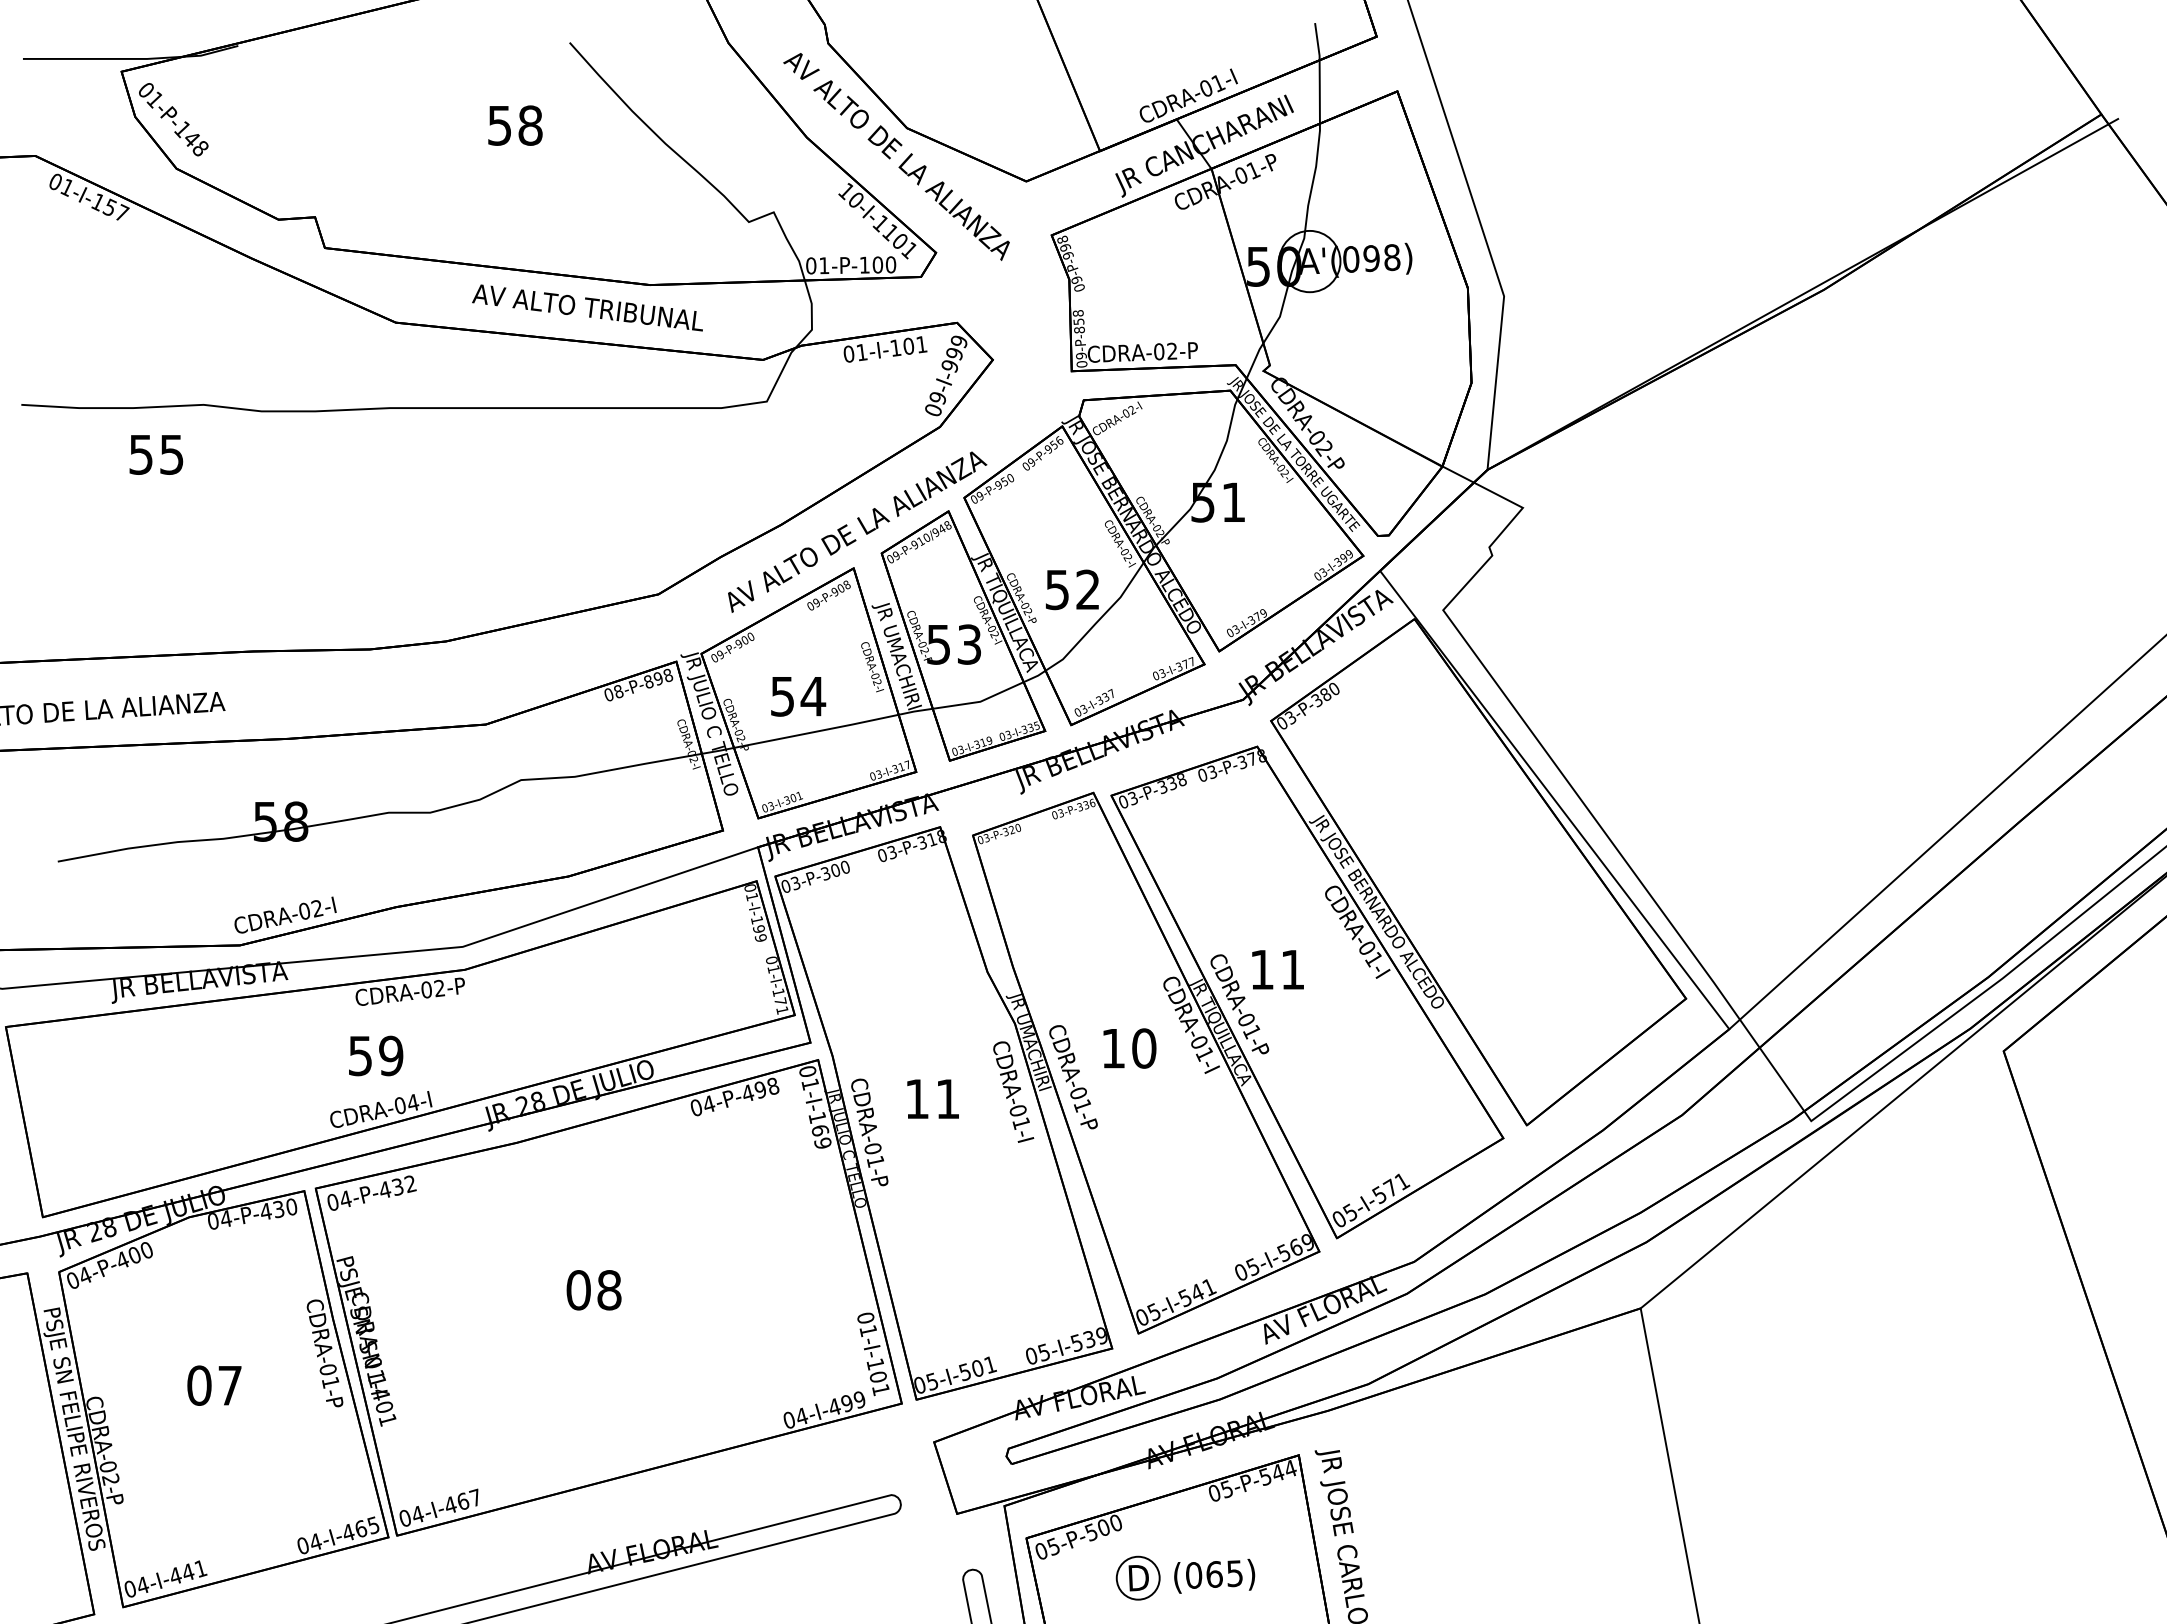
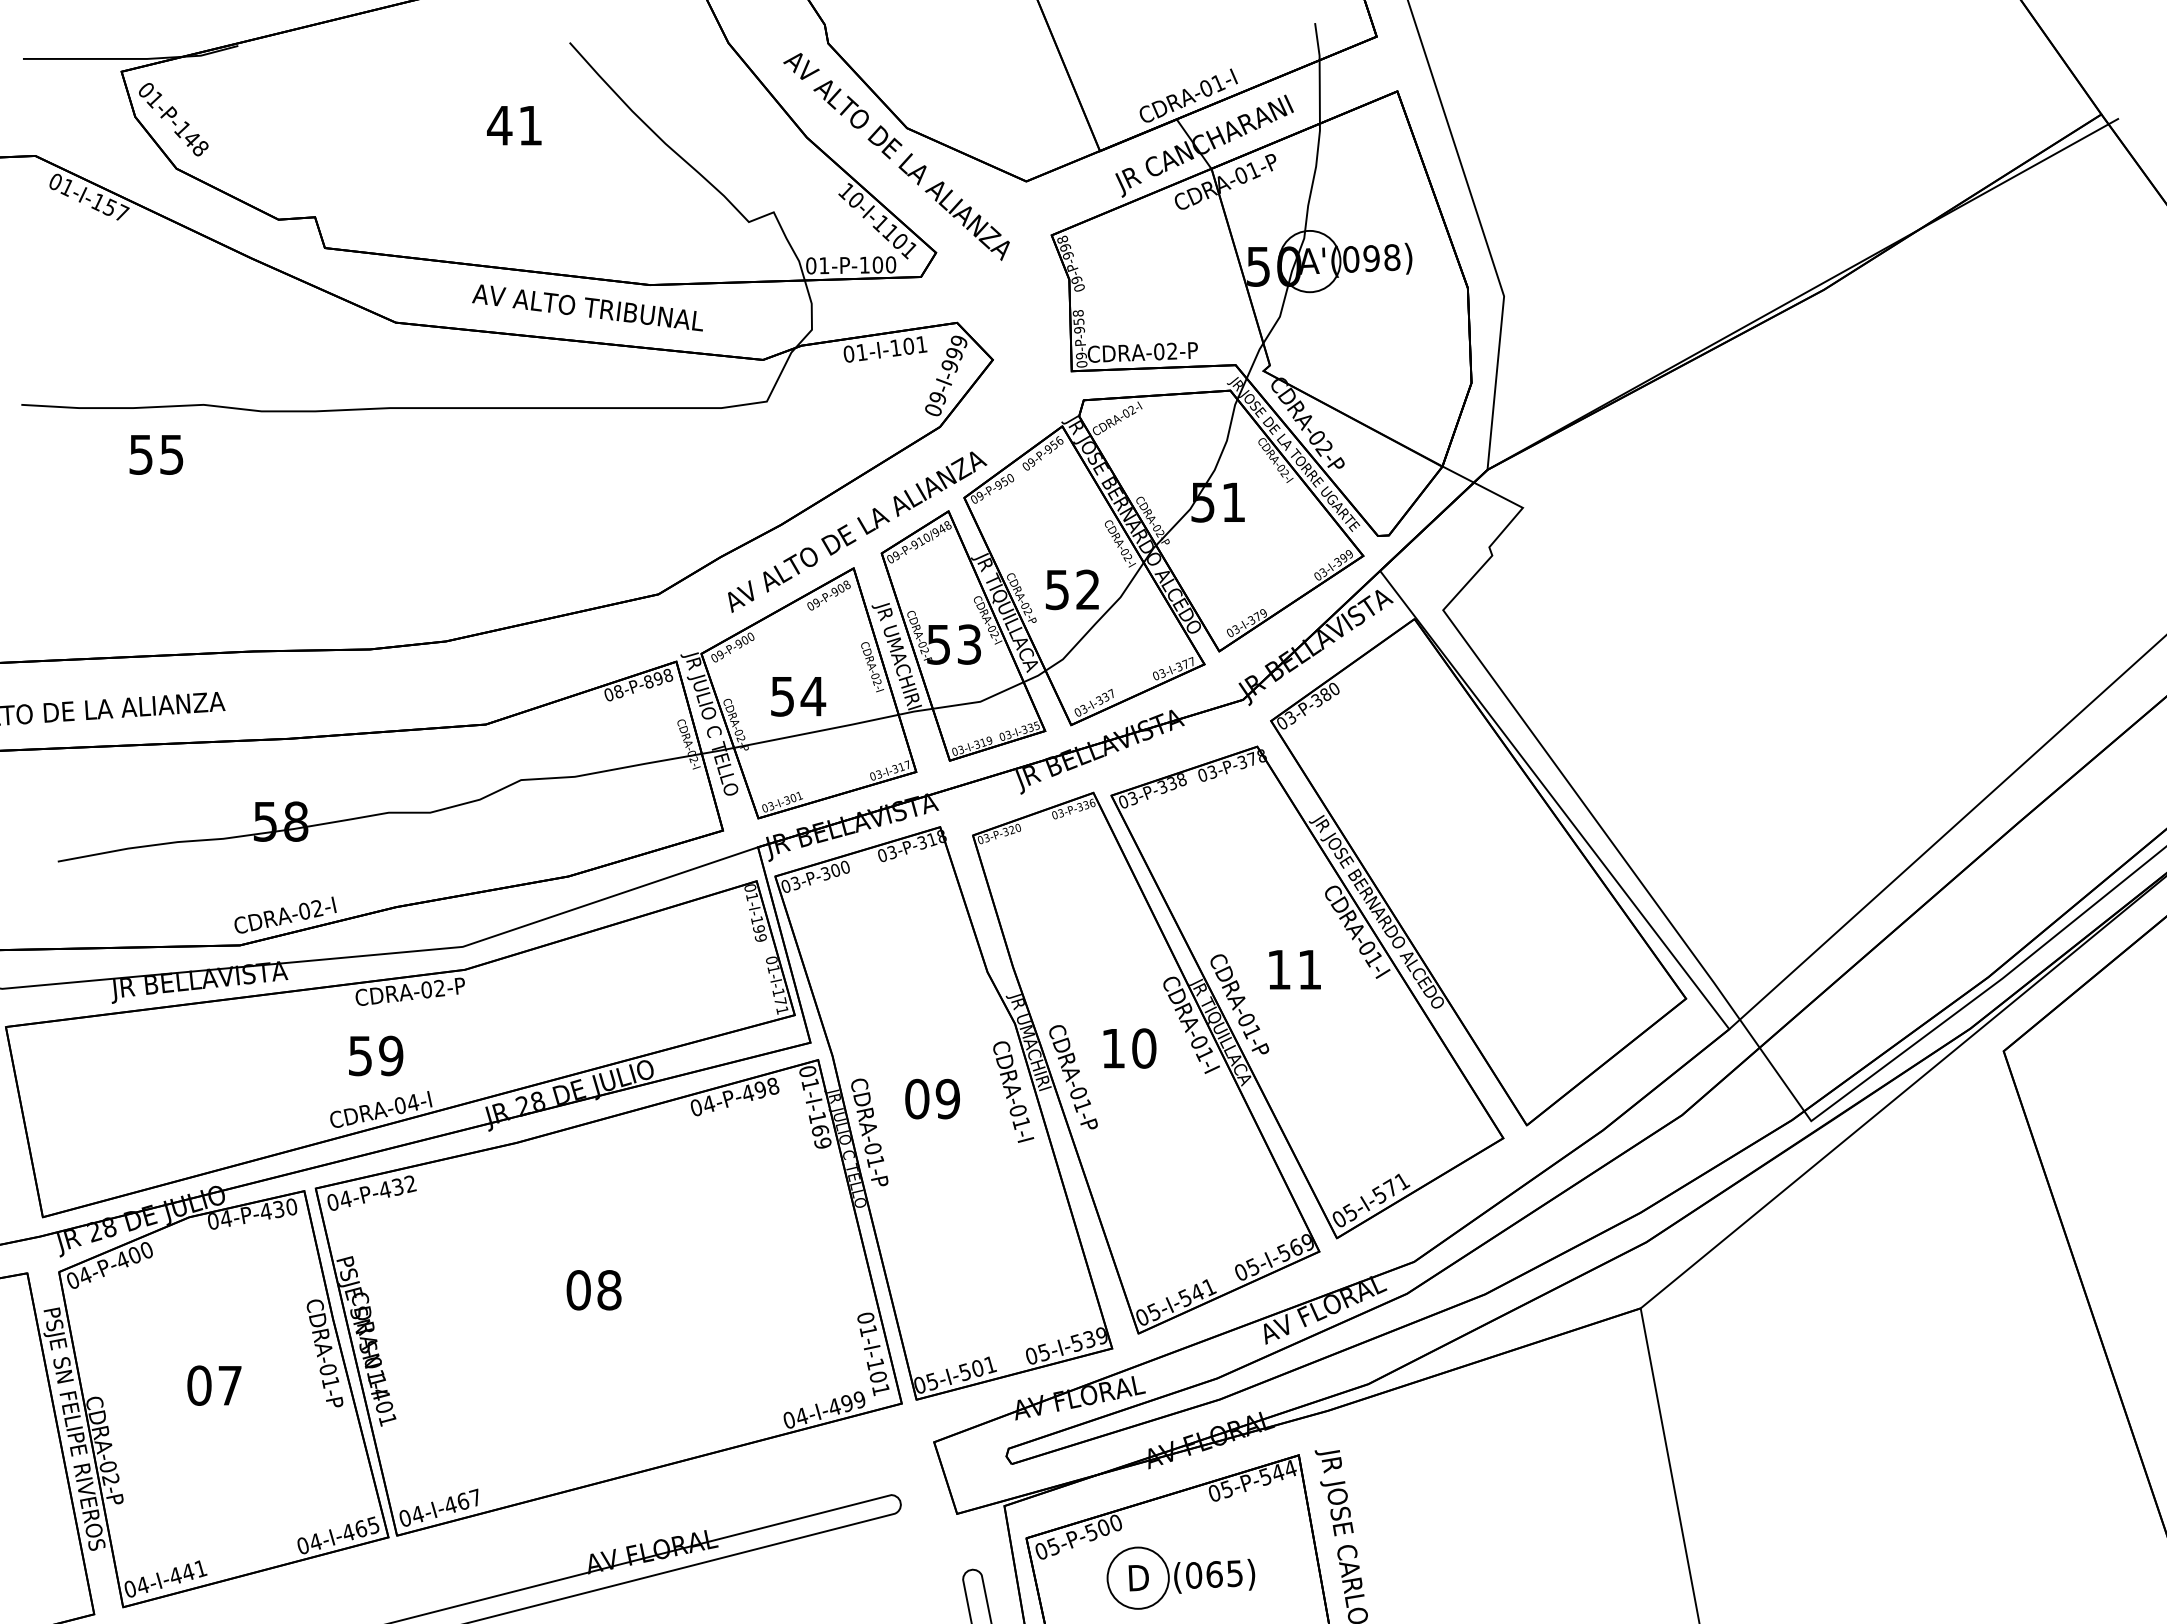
text: 58 -> 41 (514, 125)
text: 09-P-858 -> 09-P-958 (1079, 329)
text position: (1277, 969) -> (1294, 969) (1294, 969)
text: 11 -> 09 (932, 1098)
circle diameter: 43 px -> 61 px (1137, 1577)
